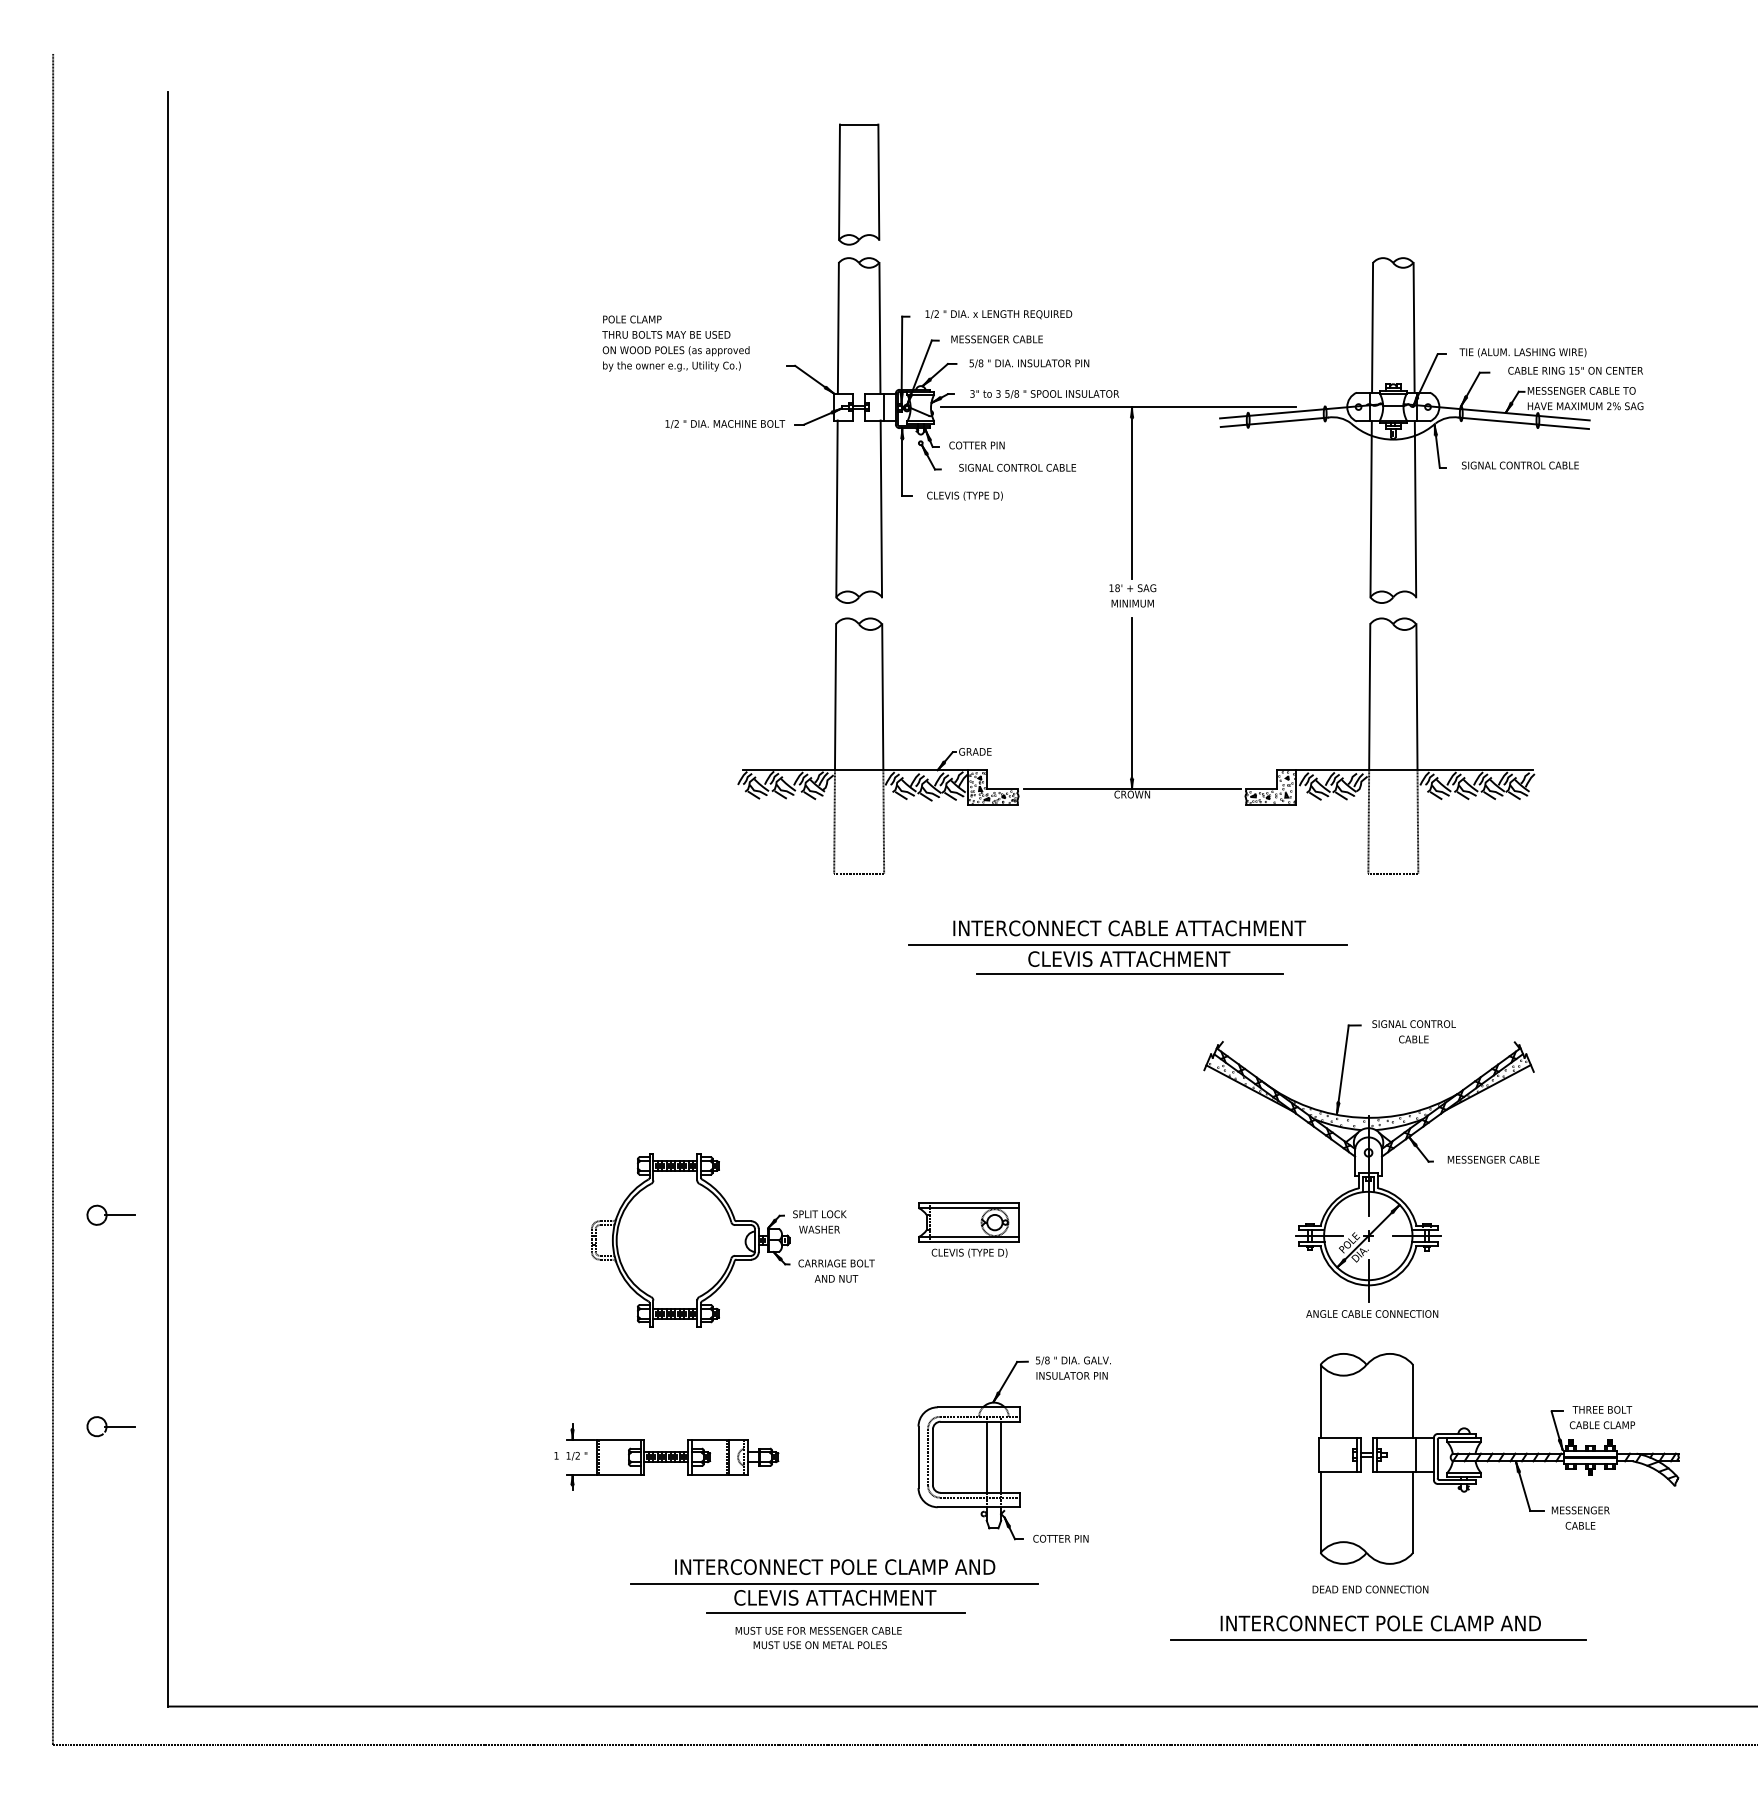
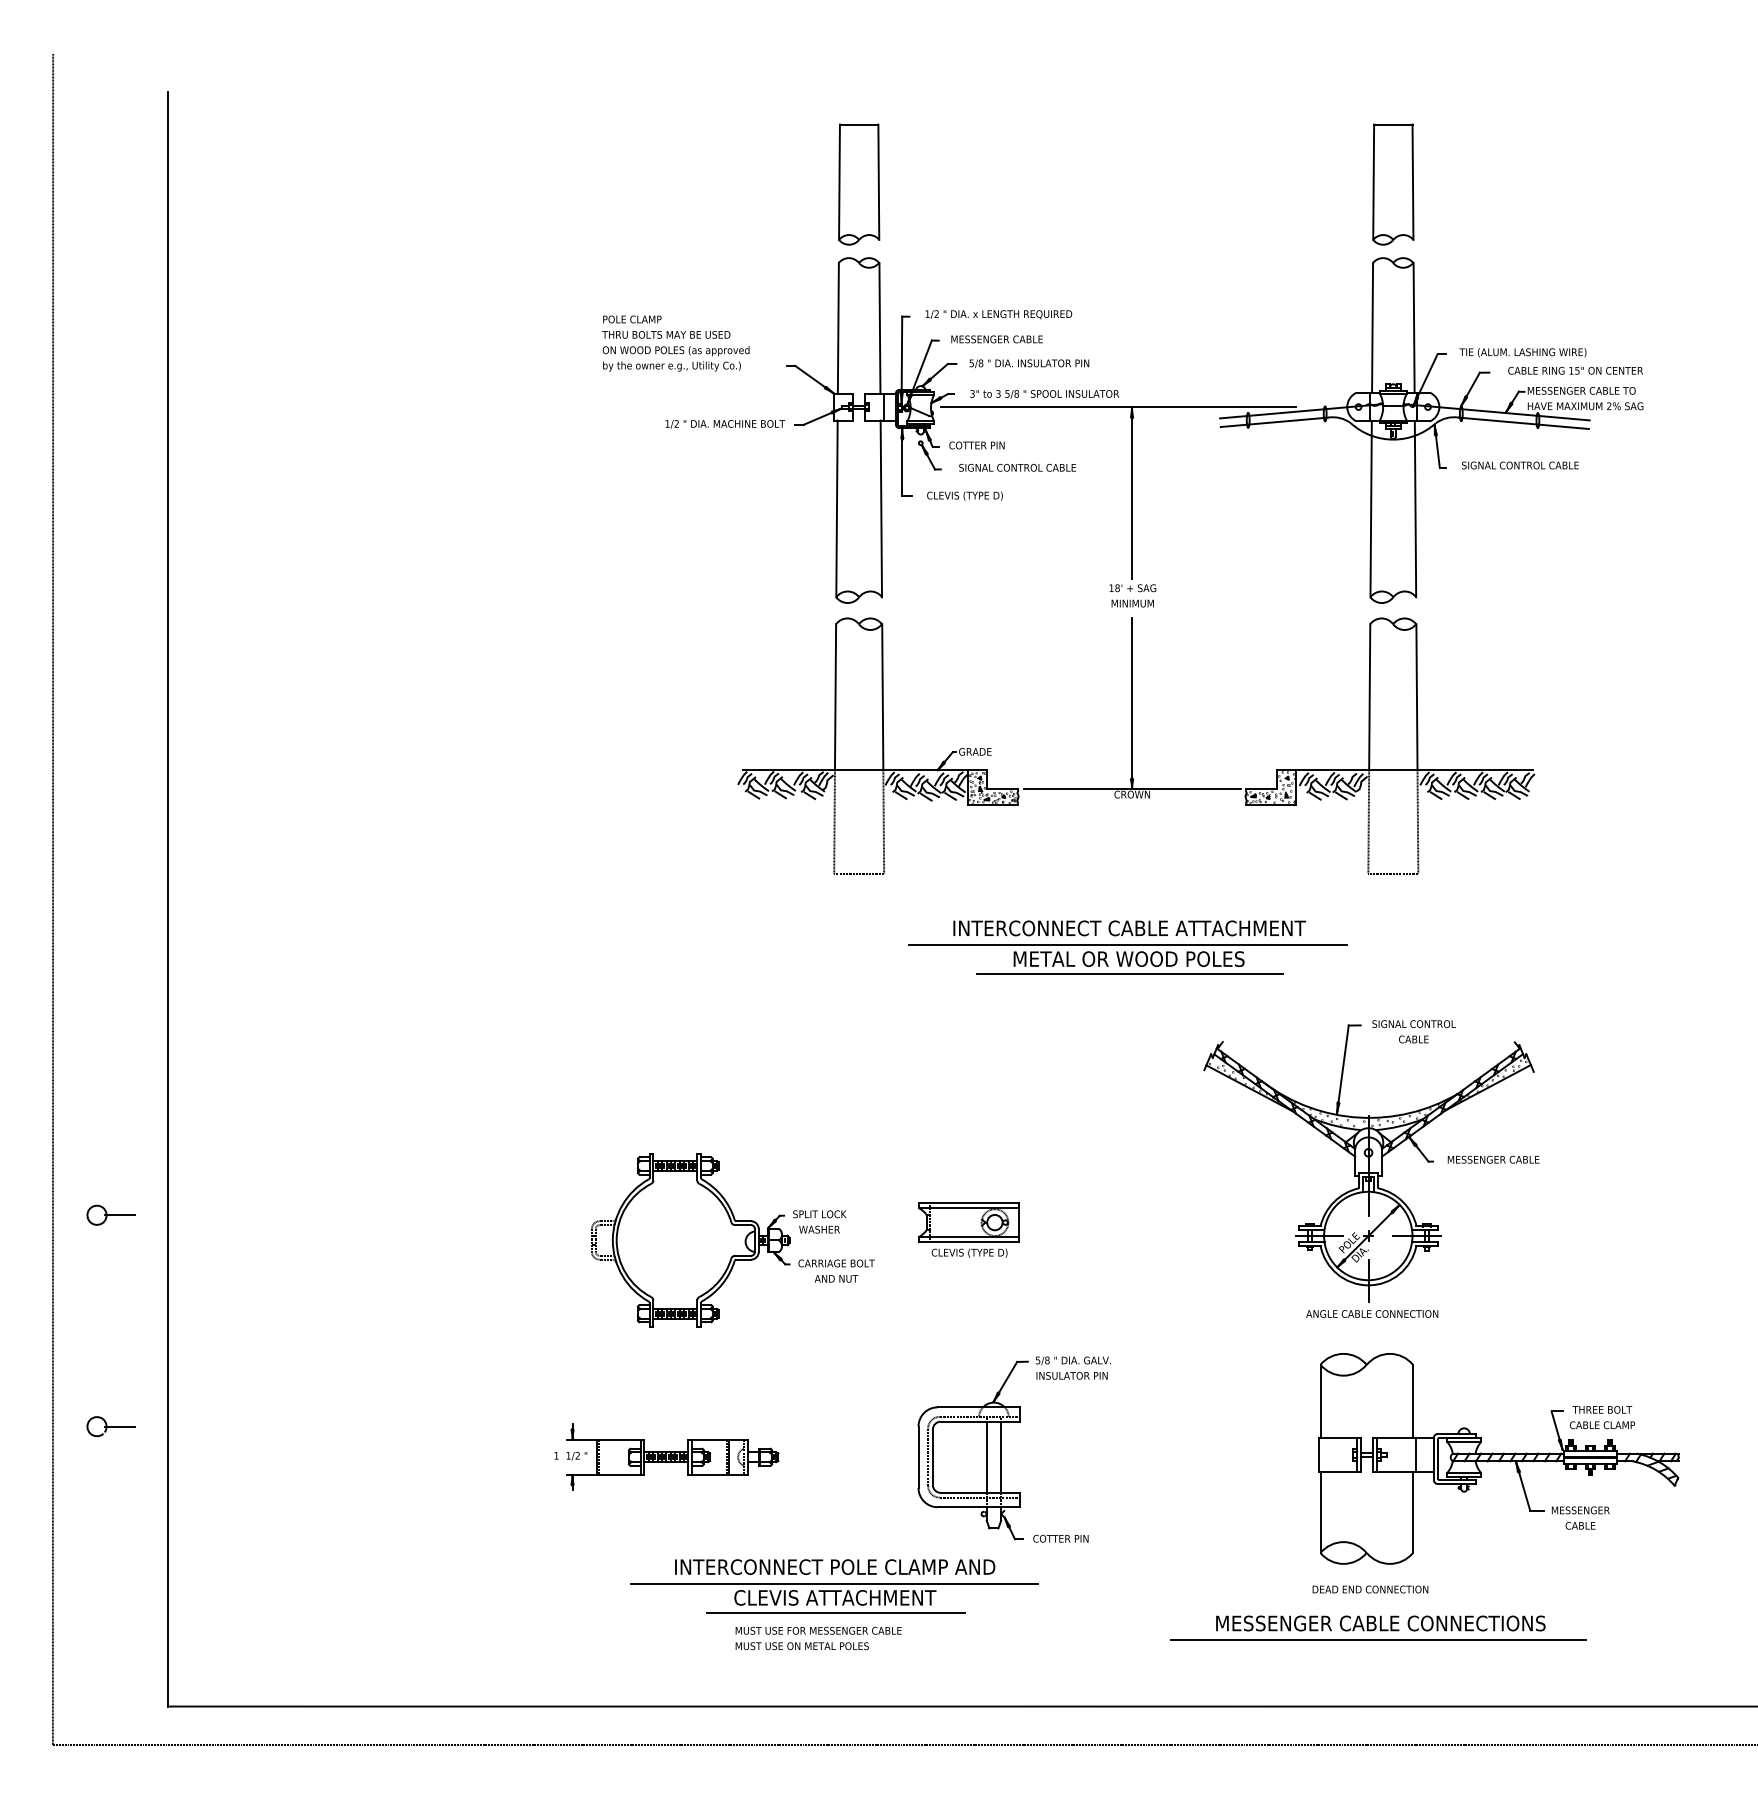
part: none -> present (1393, 184)
text: CLEVIS ATTACHMENT -> METAL OR WOOD POLES (1128, 959)
text: INTERCONNECT POLE CLAMP AND -> MESSENGER CABLE CONNECTIONS (1380, 1623)
text position: (819, 1645) -> (801, 1646) (801, 1646)
